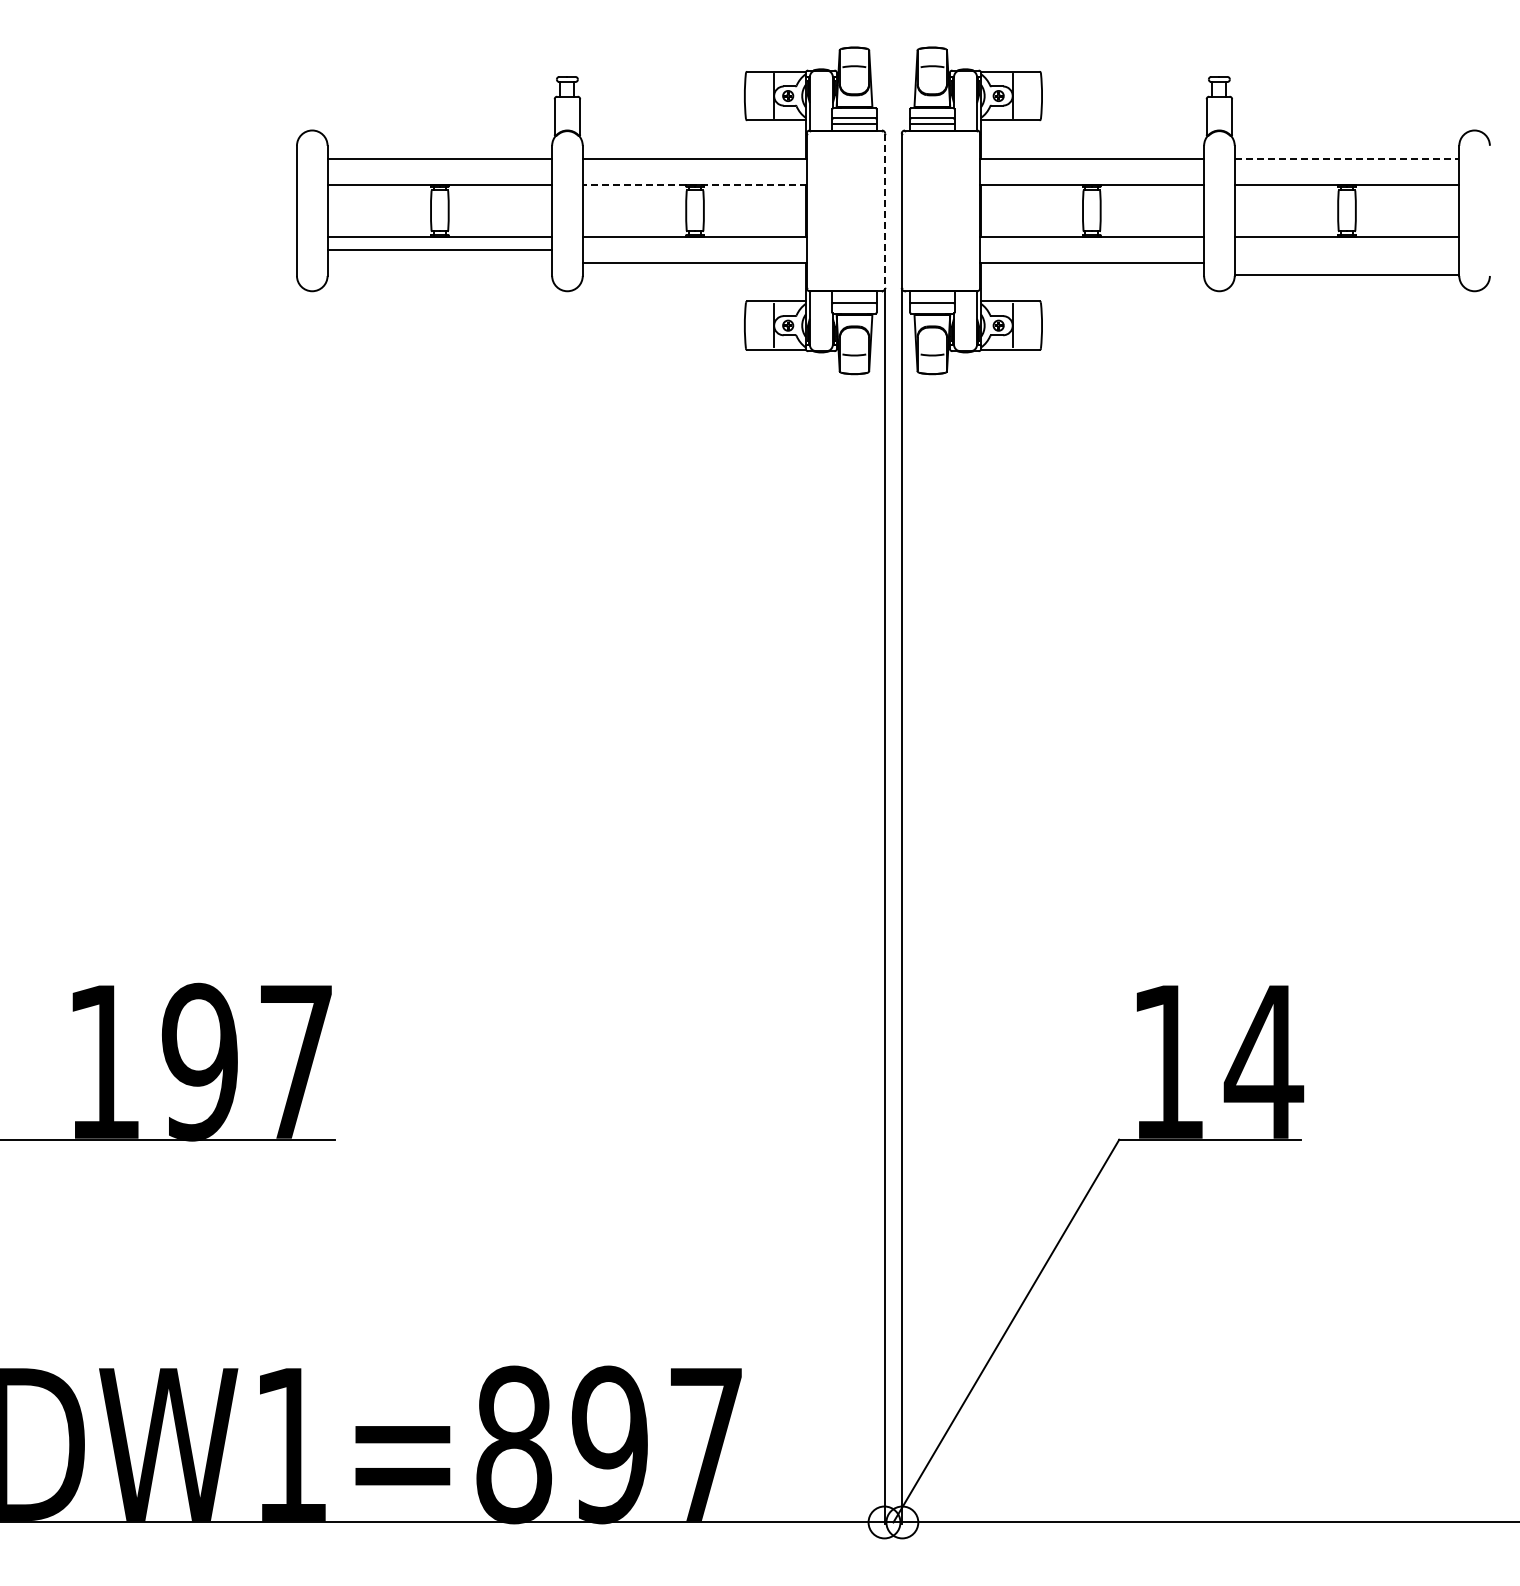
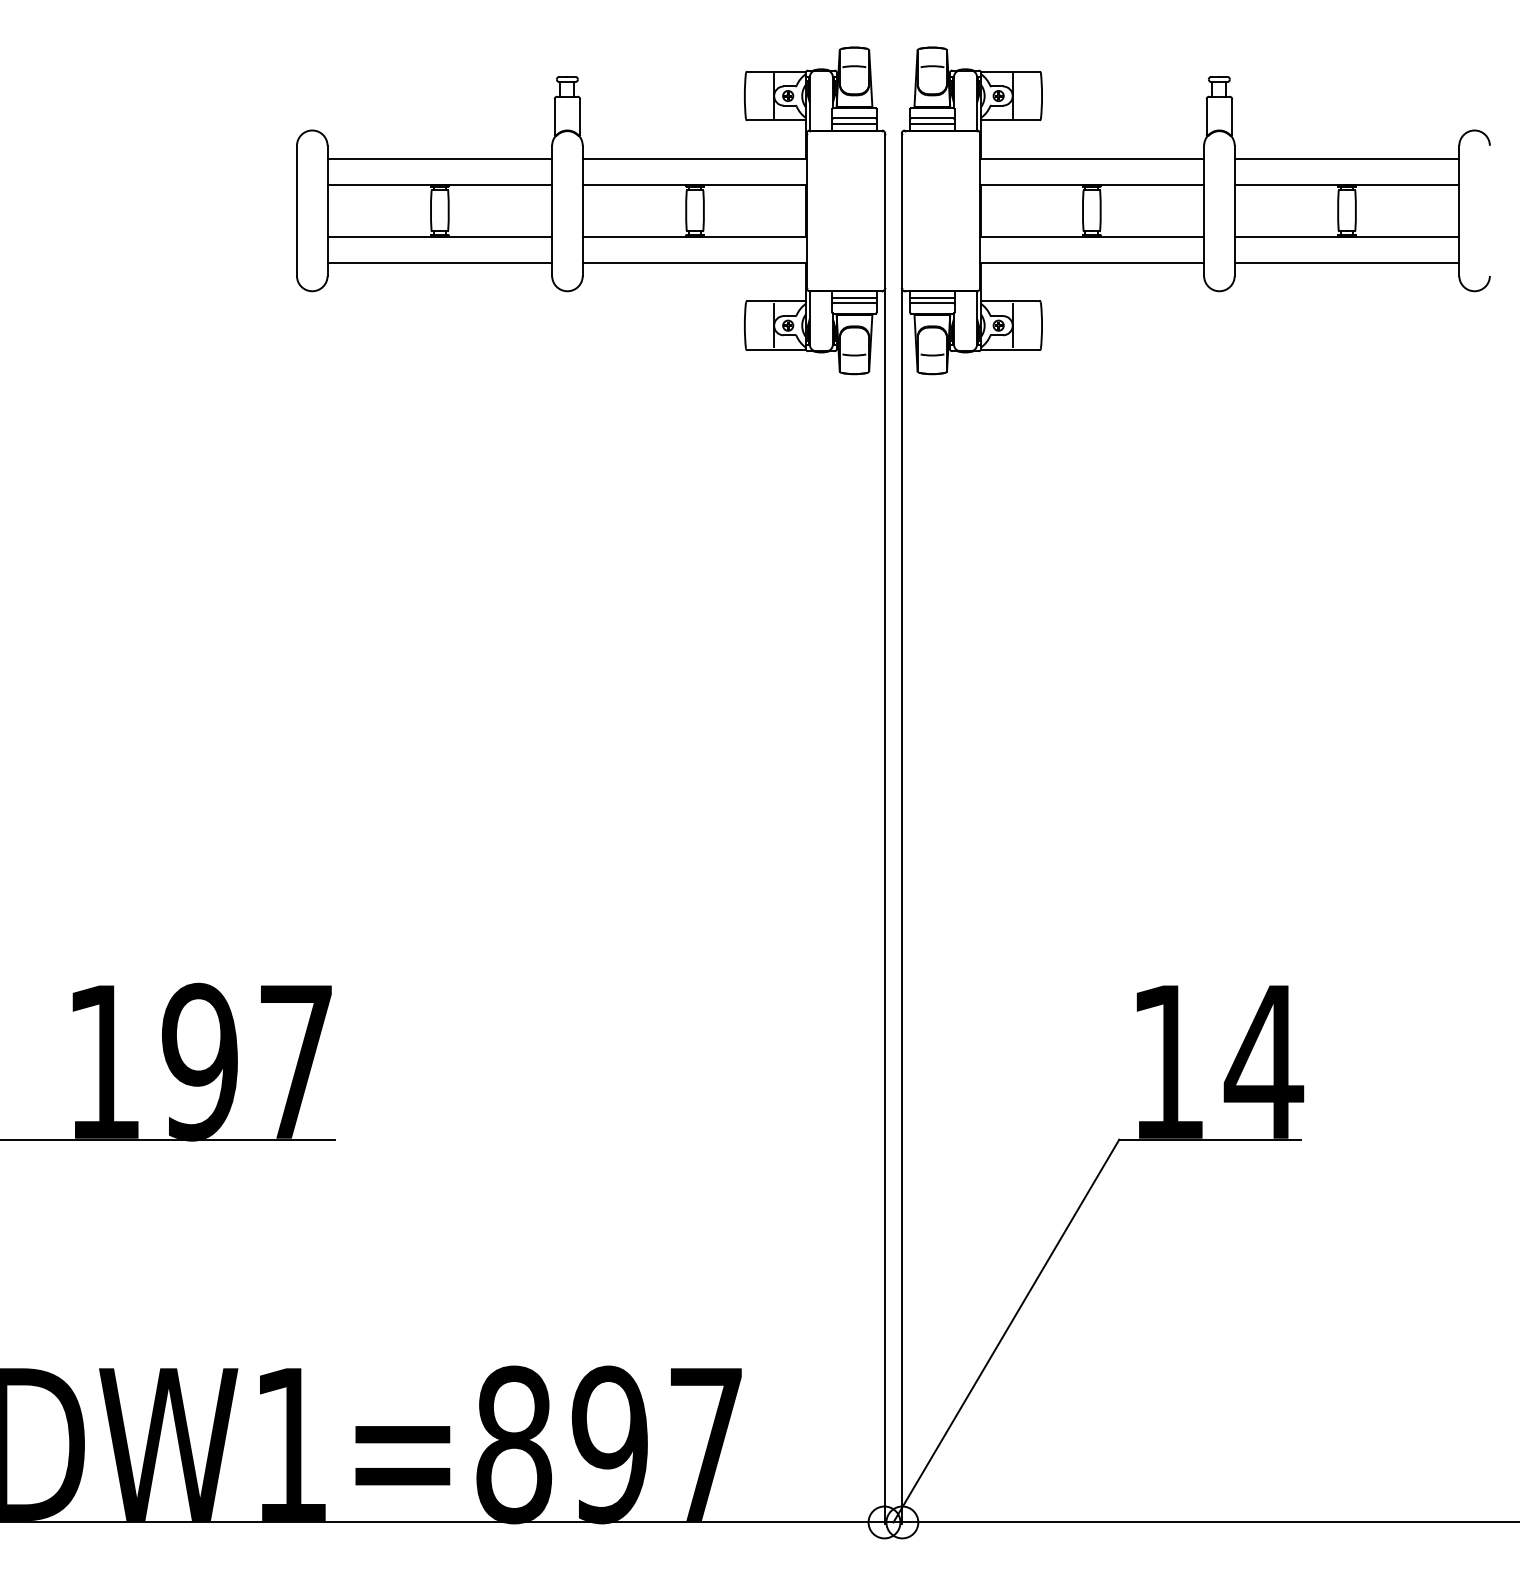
line: dashed -> solid (1347, 159)
line: dashed -> solid (694, 184)
line: dashed -> solid (885, 211)
line position: (439, 249) -> (439, 262) (439, 262)
line position: (1346, 274) -> (1346, 262) (1346, 262)
line: none -> present (854, 297)
line: none -> present (932, 297)
